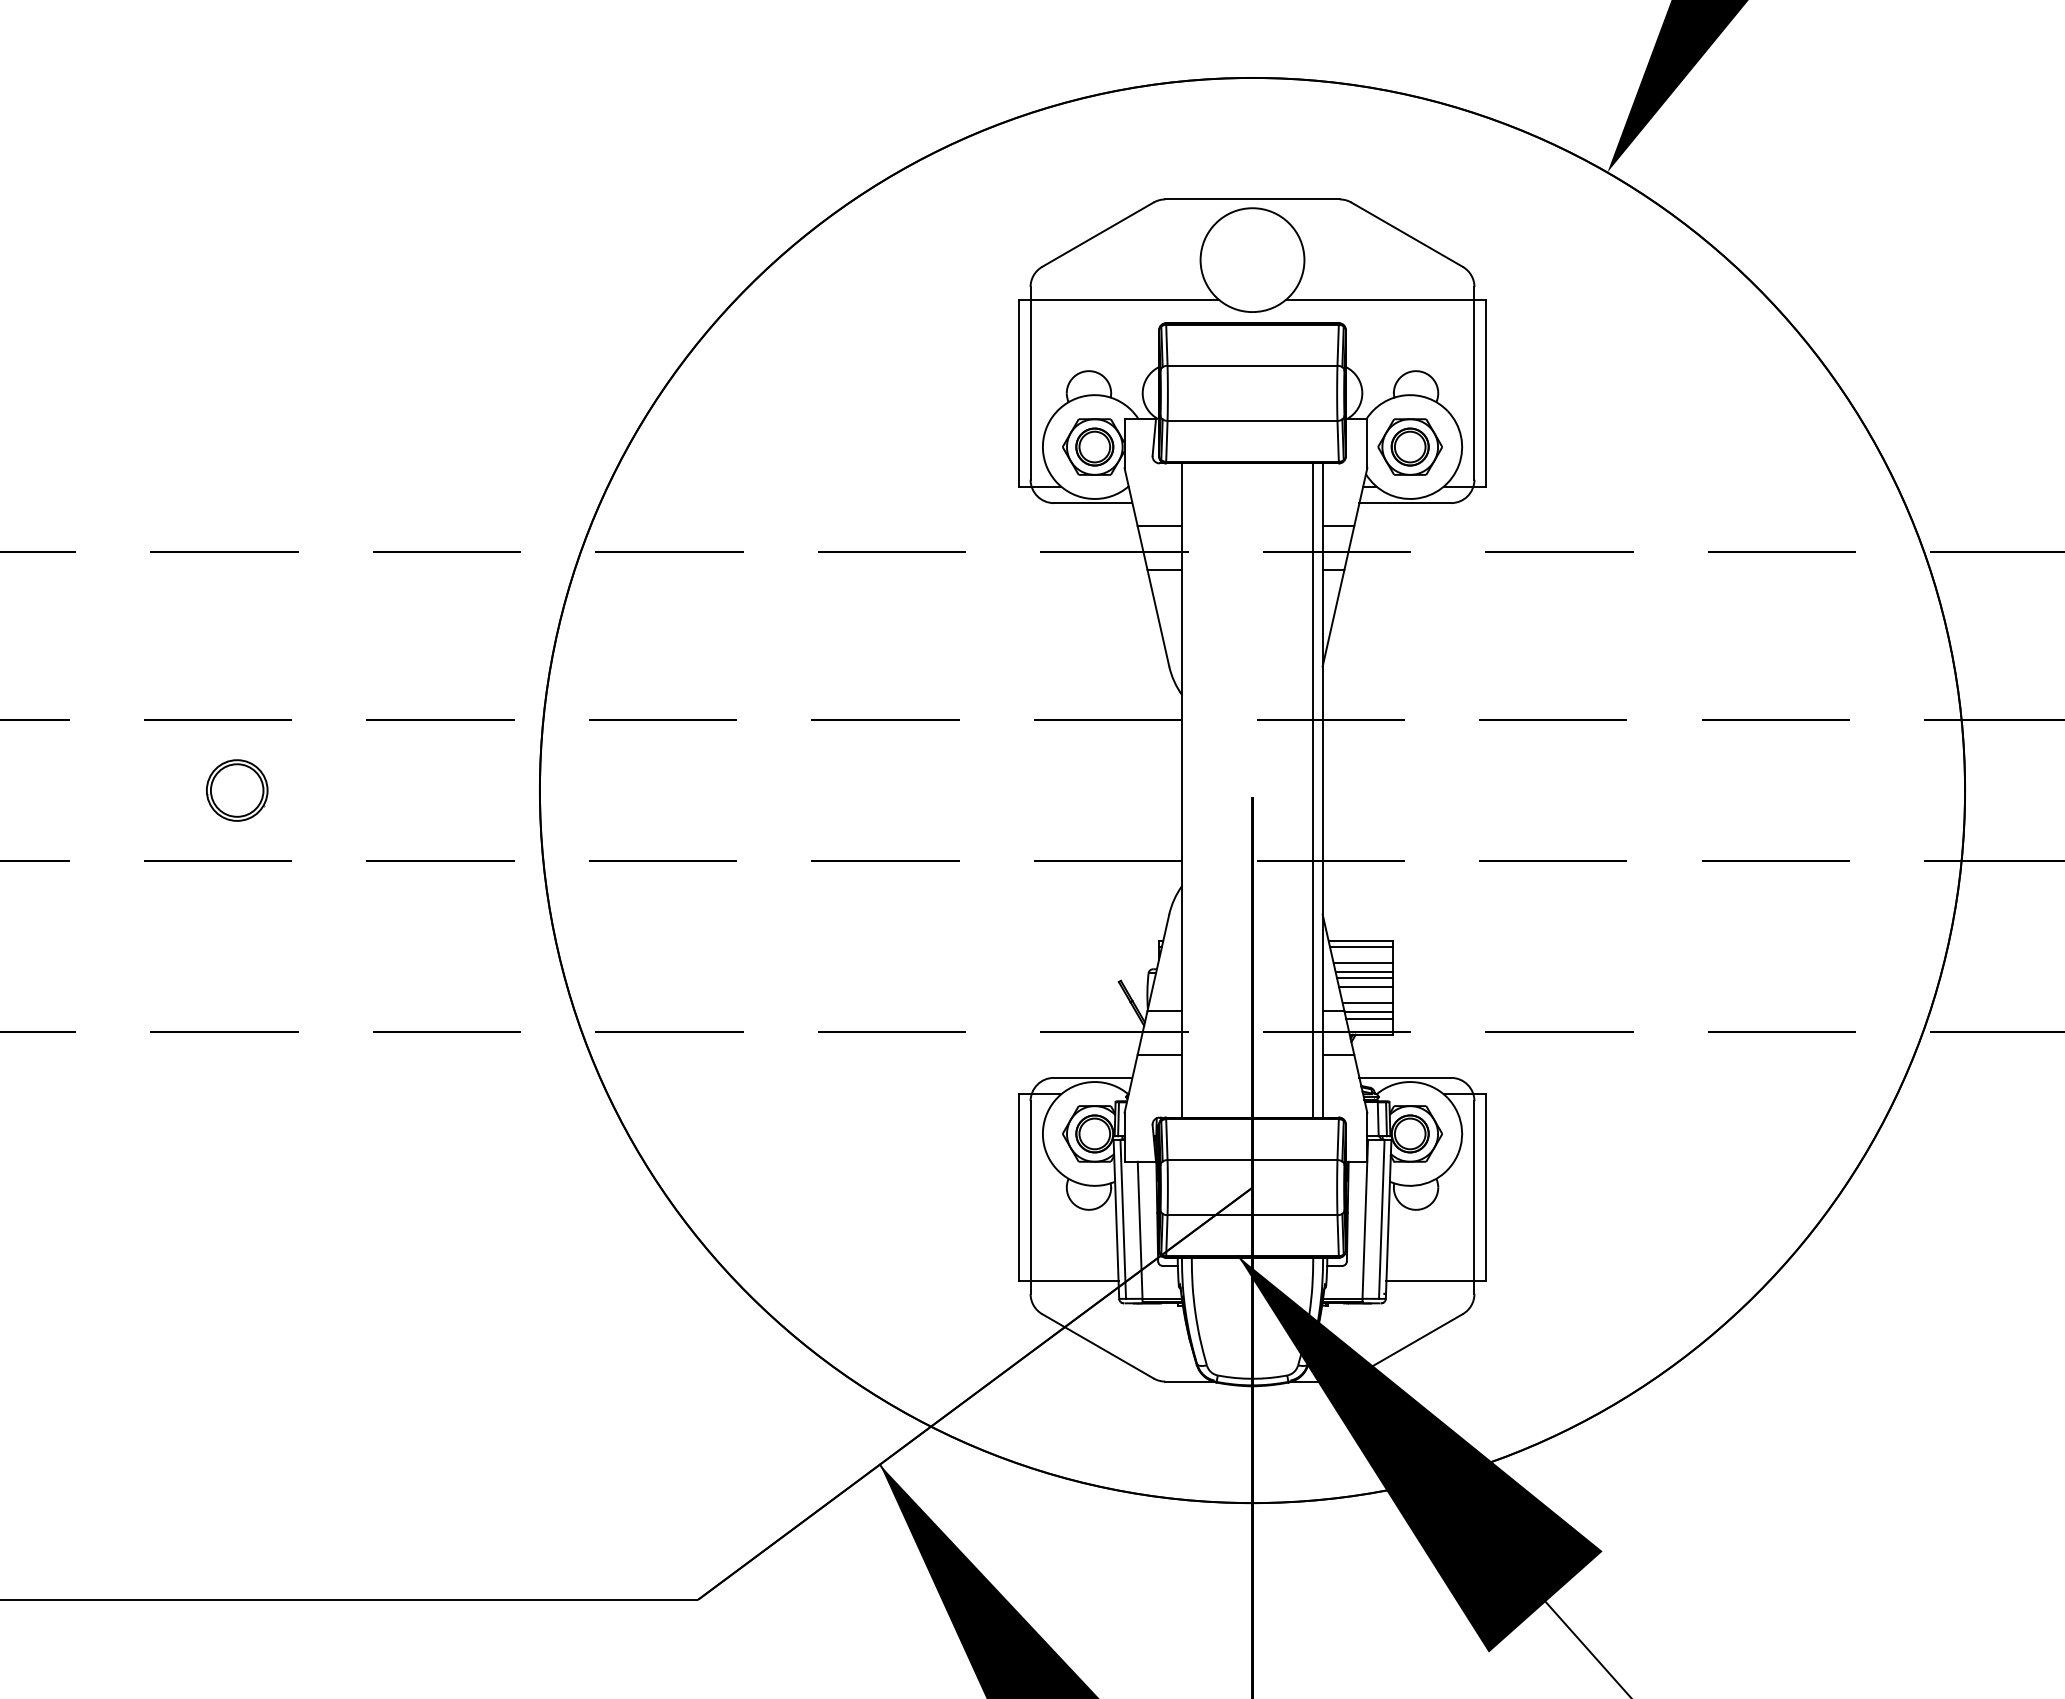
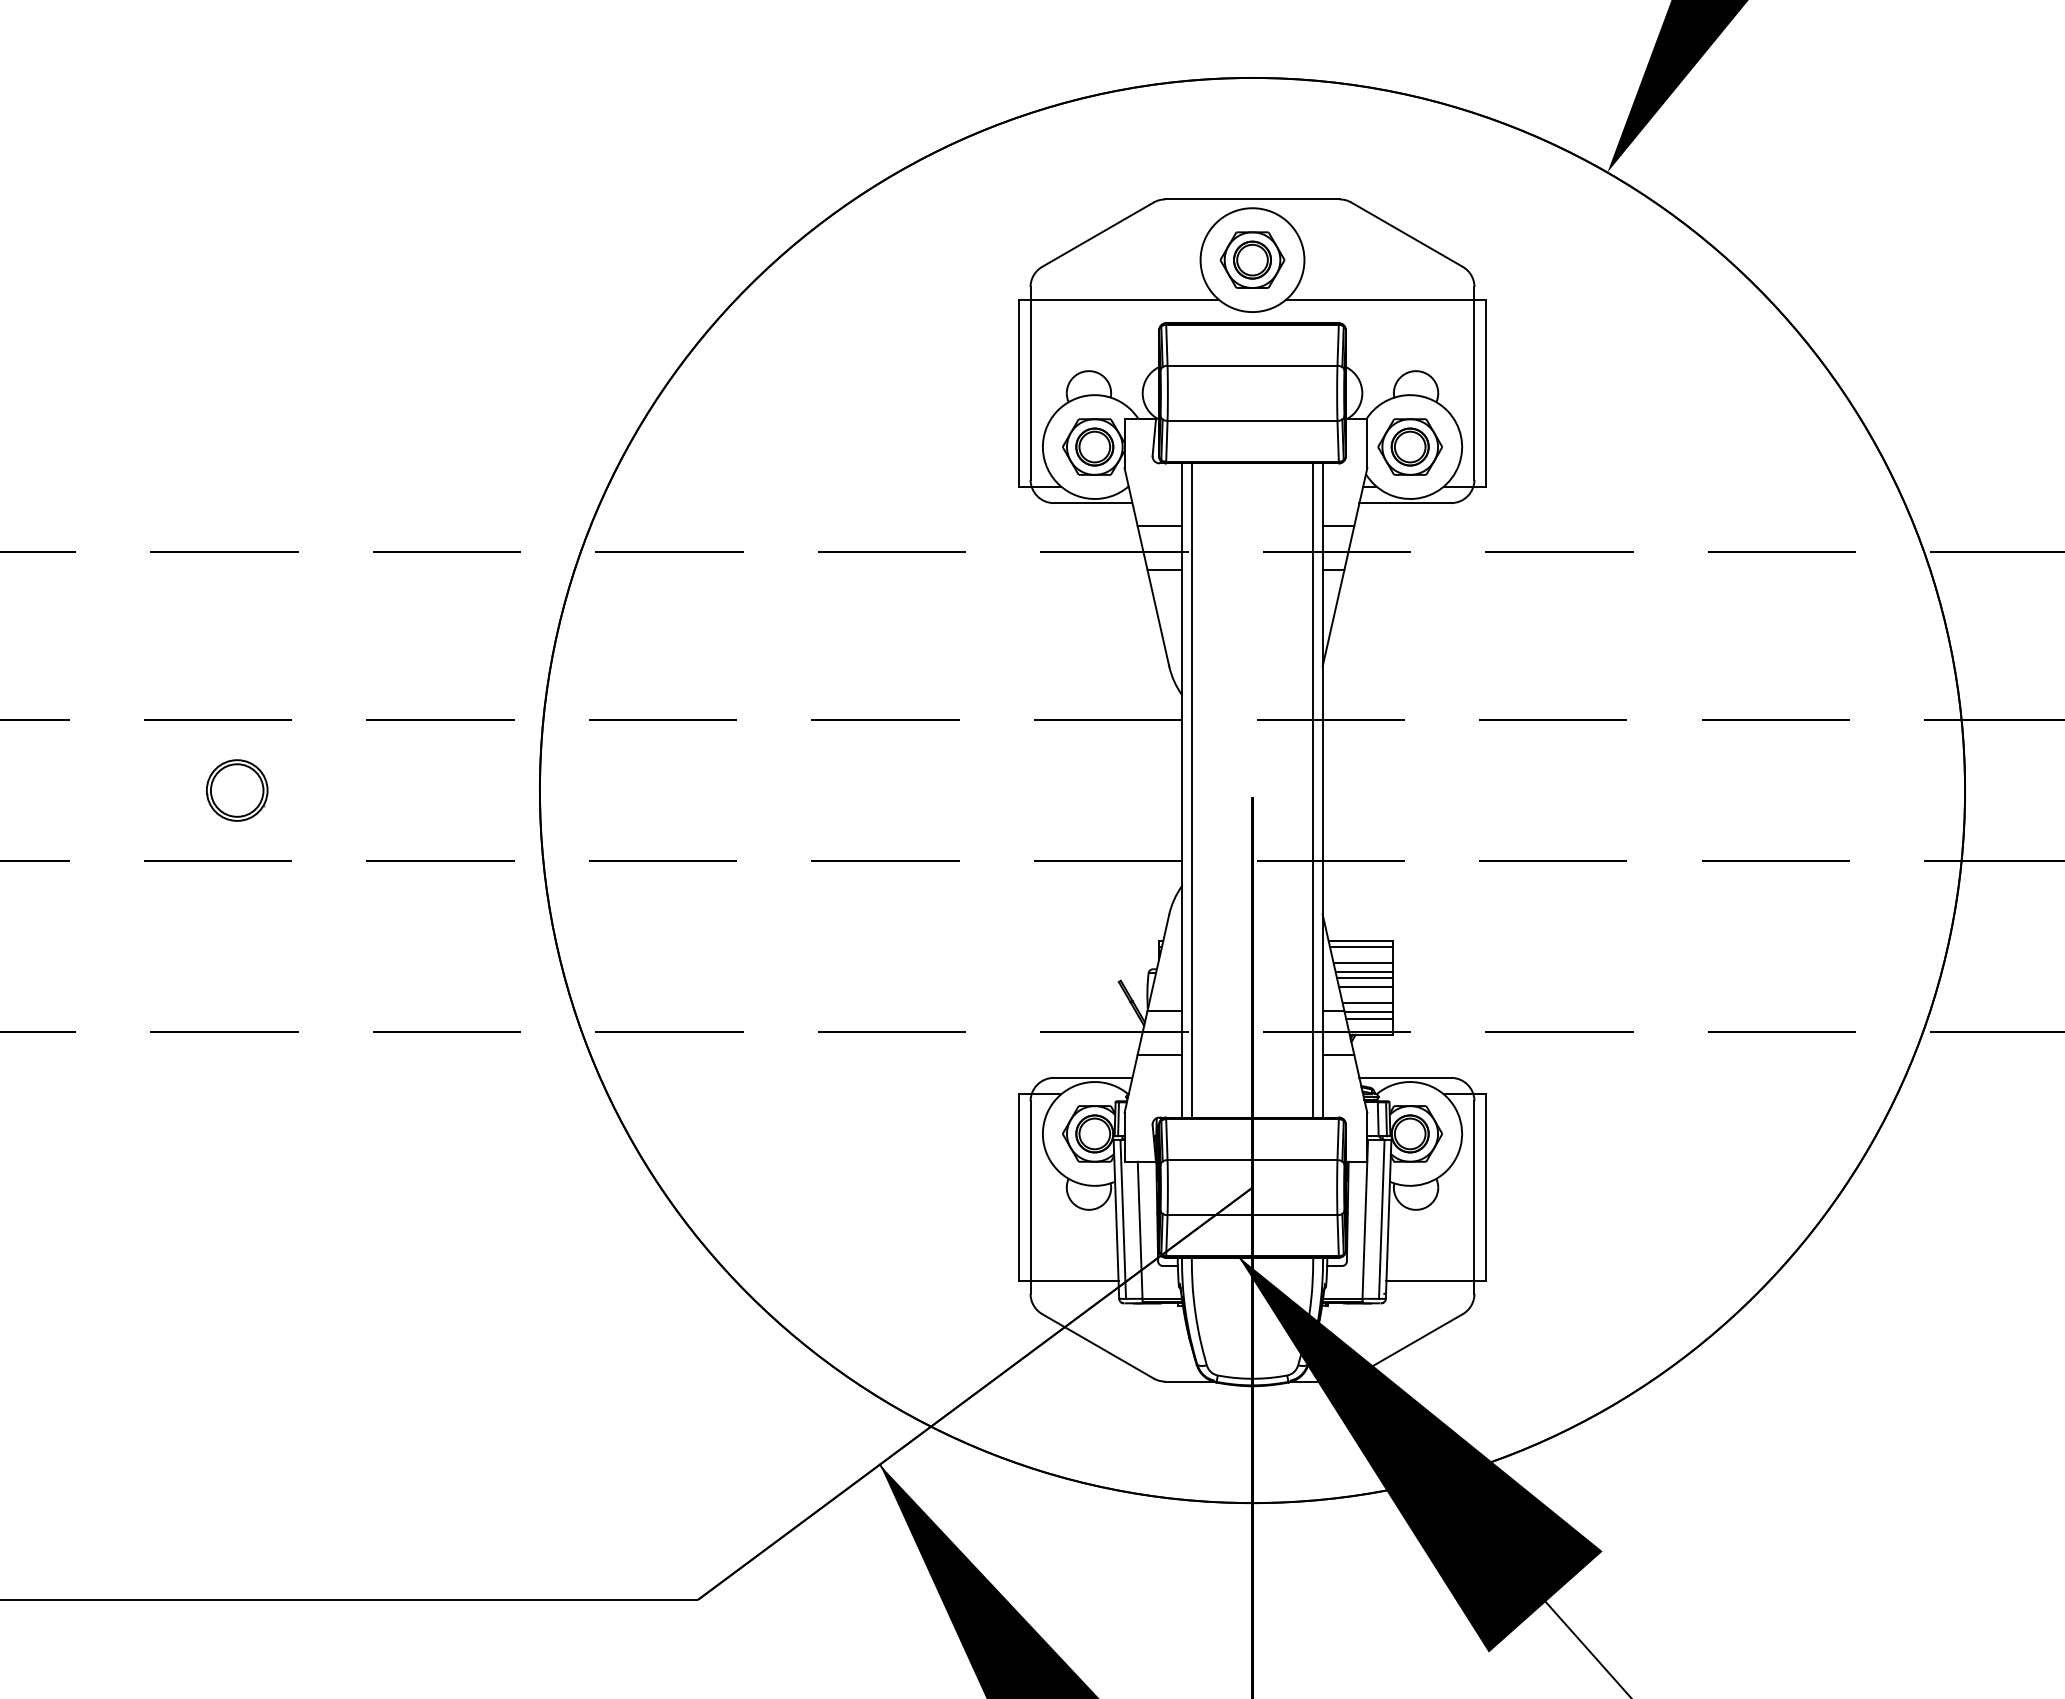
part: none -> present (1252, 259)
line: none -> present (1191, 790)
